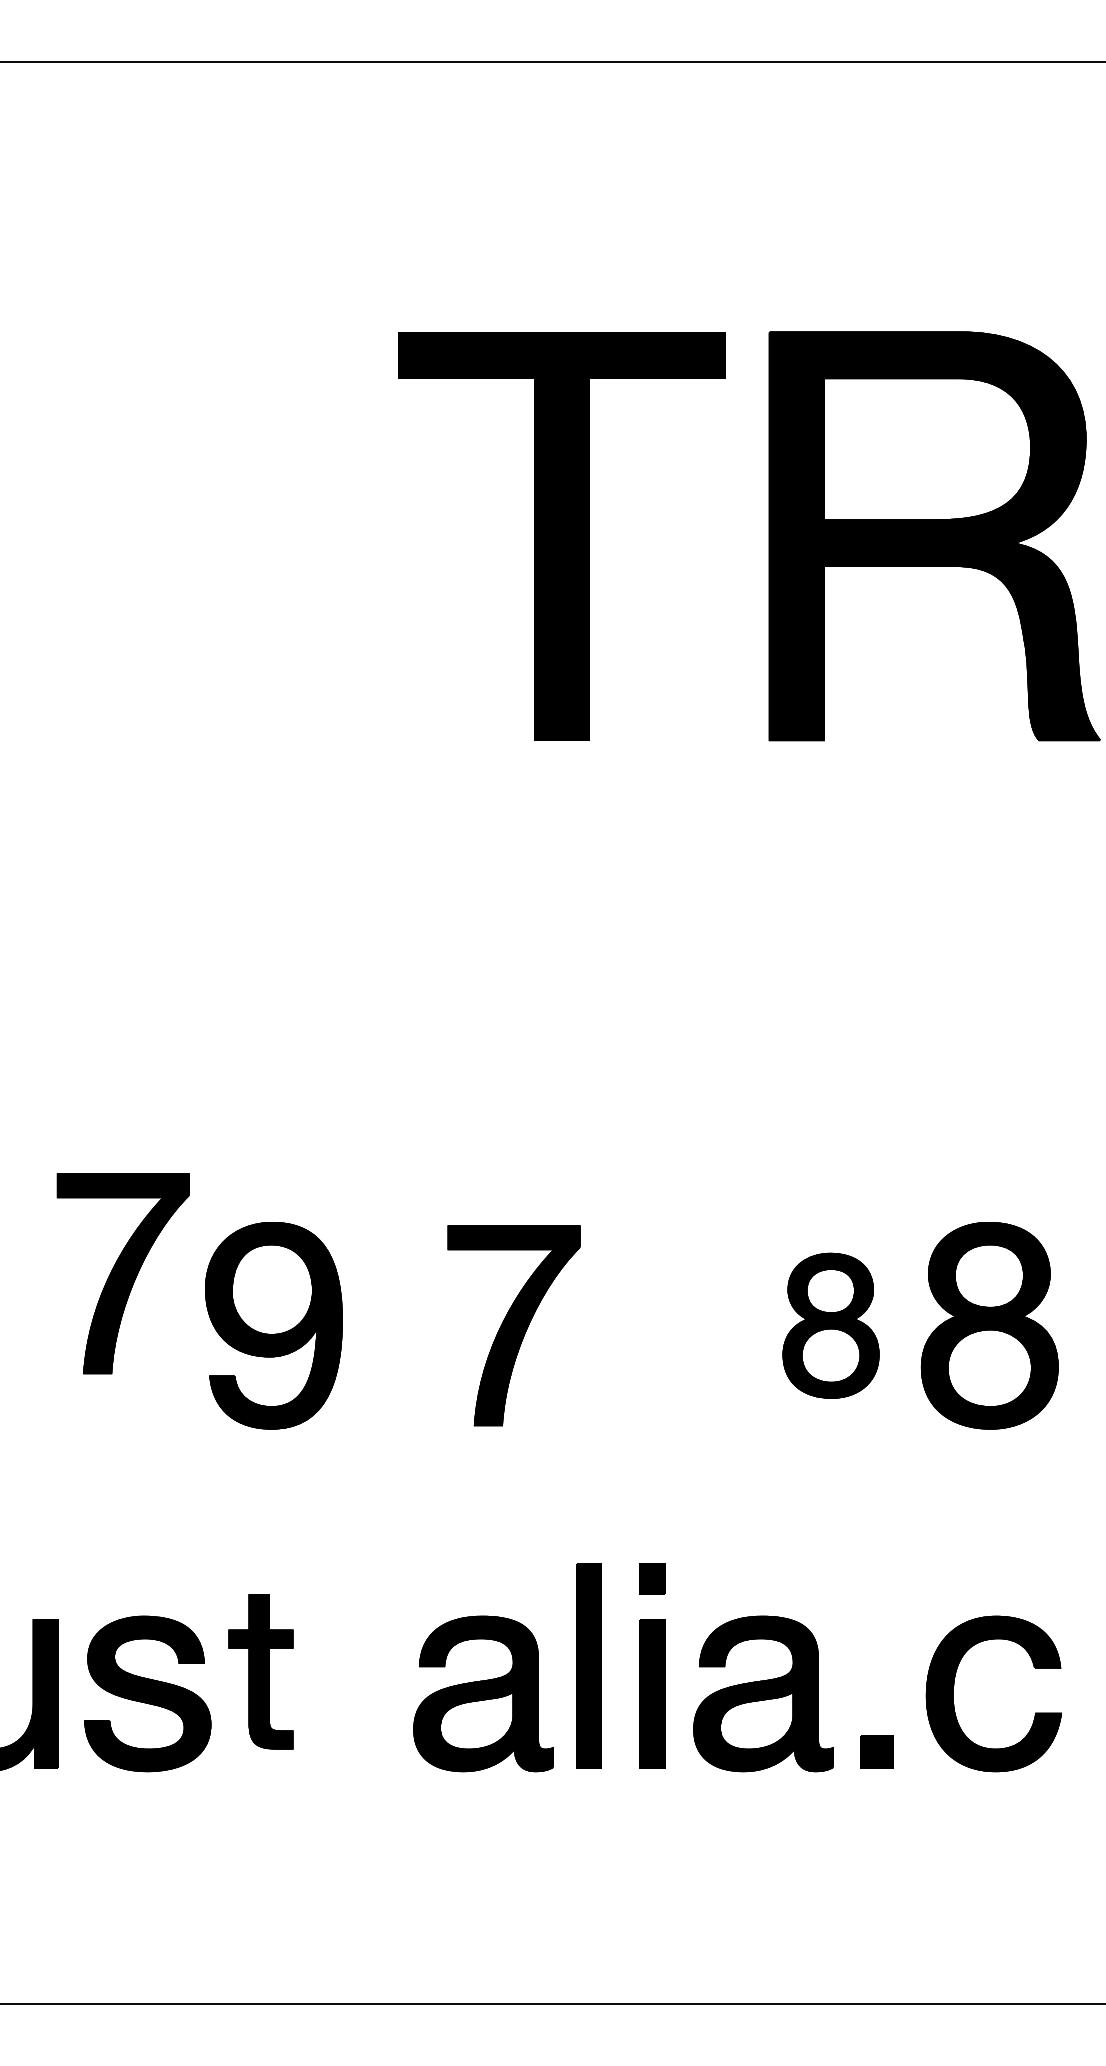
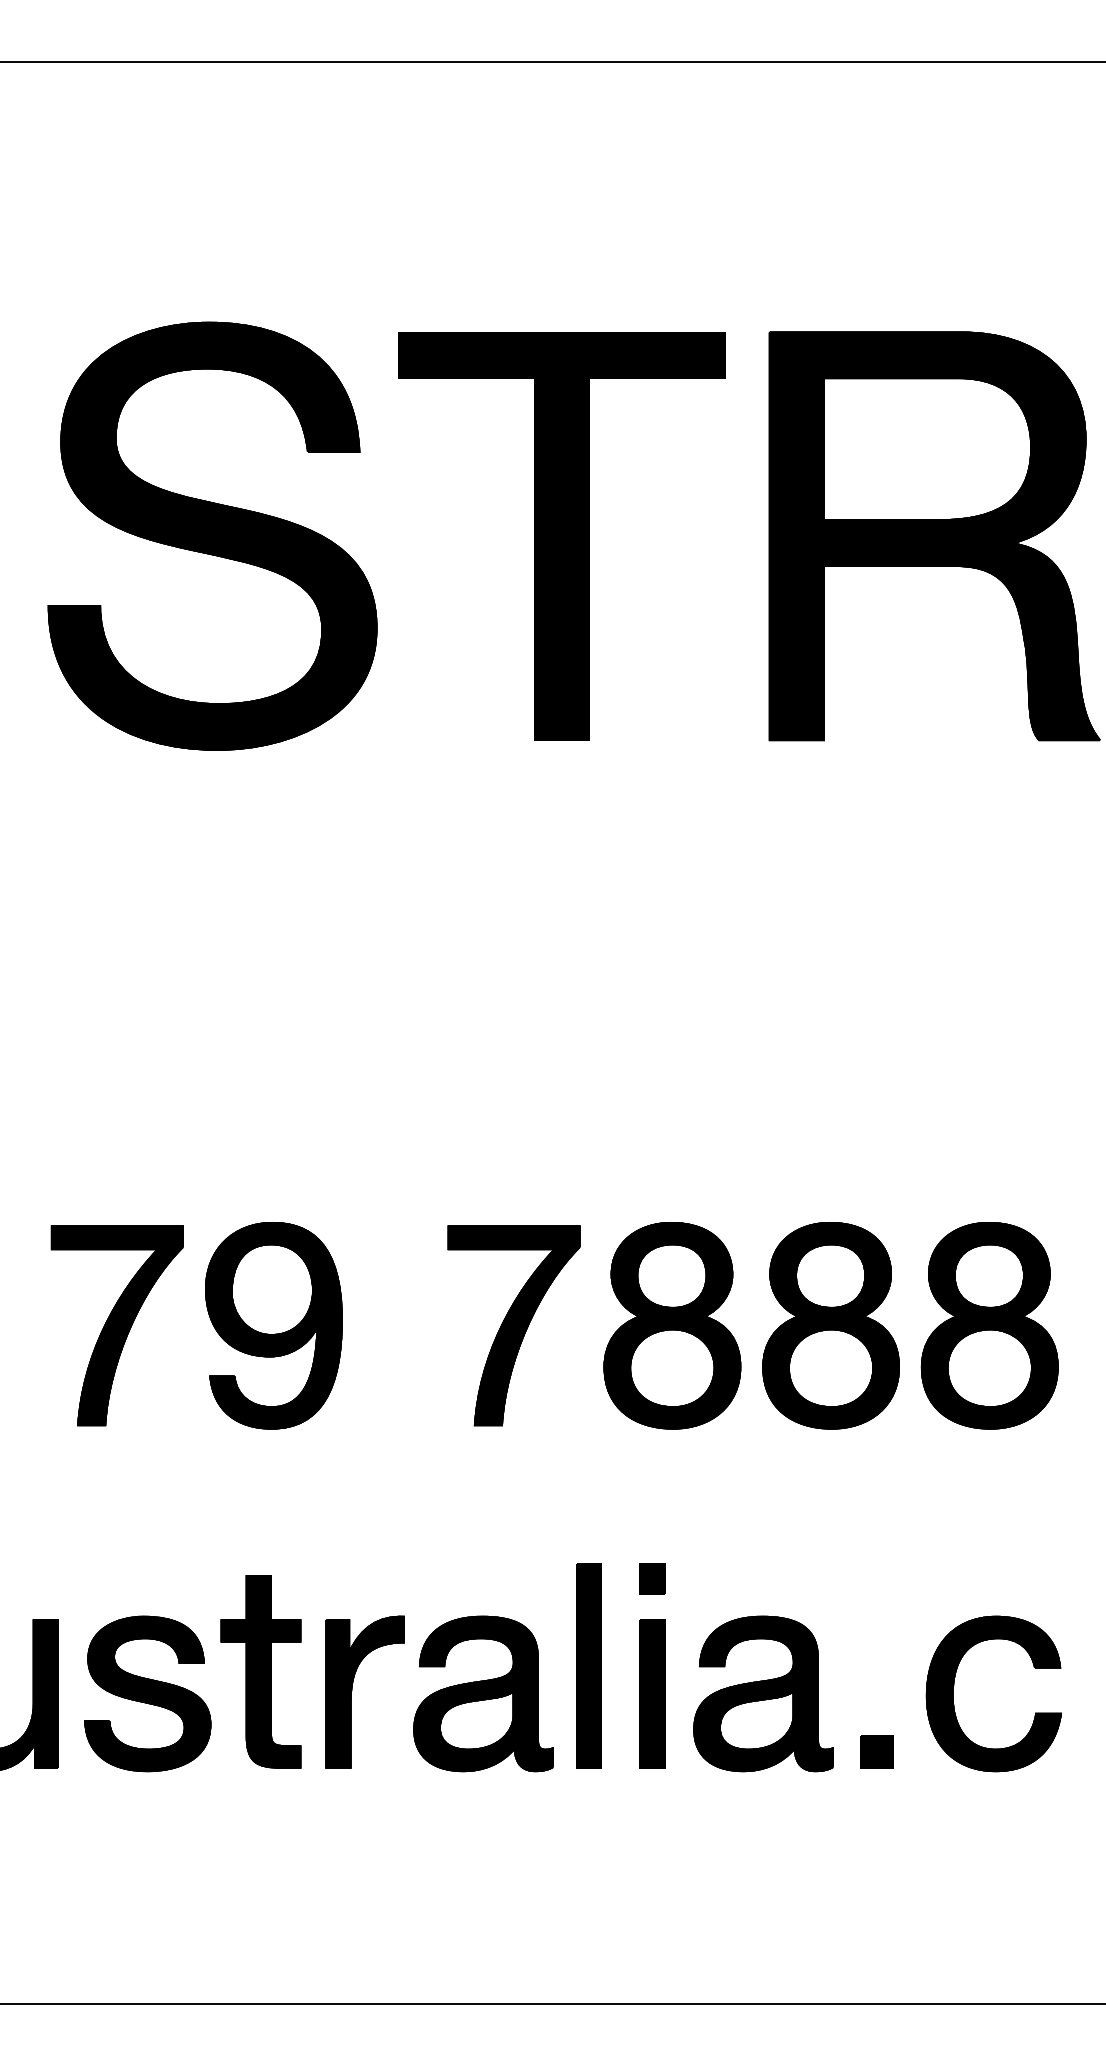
part: none -> present (212, 535)
part position: (122, 1273) -> (116, 1325) (116, 1325)
part: none -> present (672, 1325)
part size: 98x147 px -> 138x208 px (830, 1325)
part size: 66x156 px -> 82x194 px (260, 1671)
part: none -> present (352, 1691)
